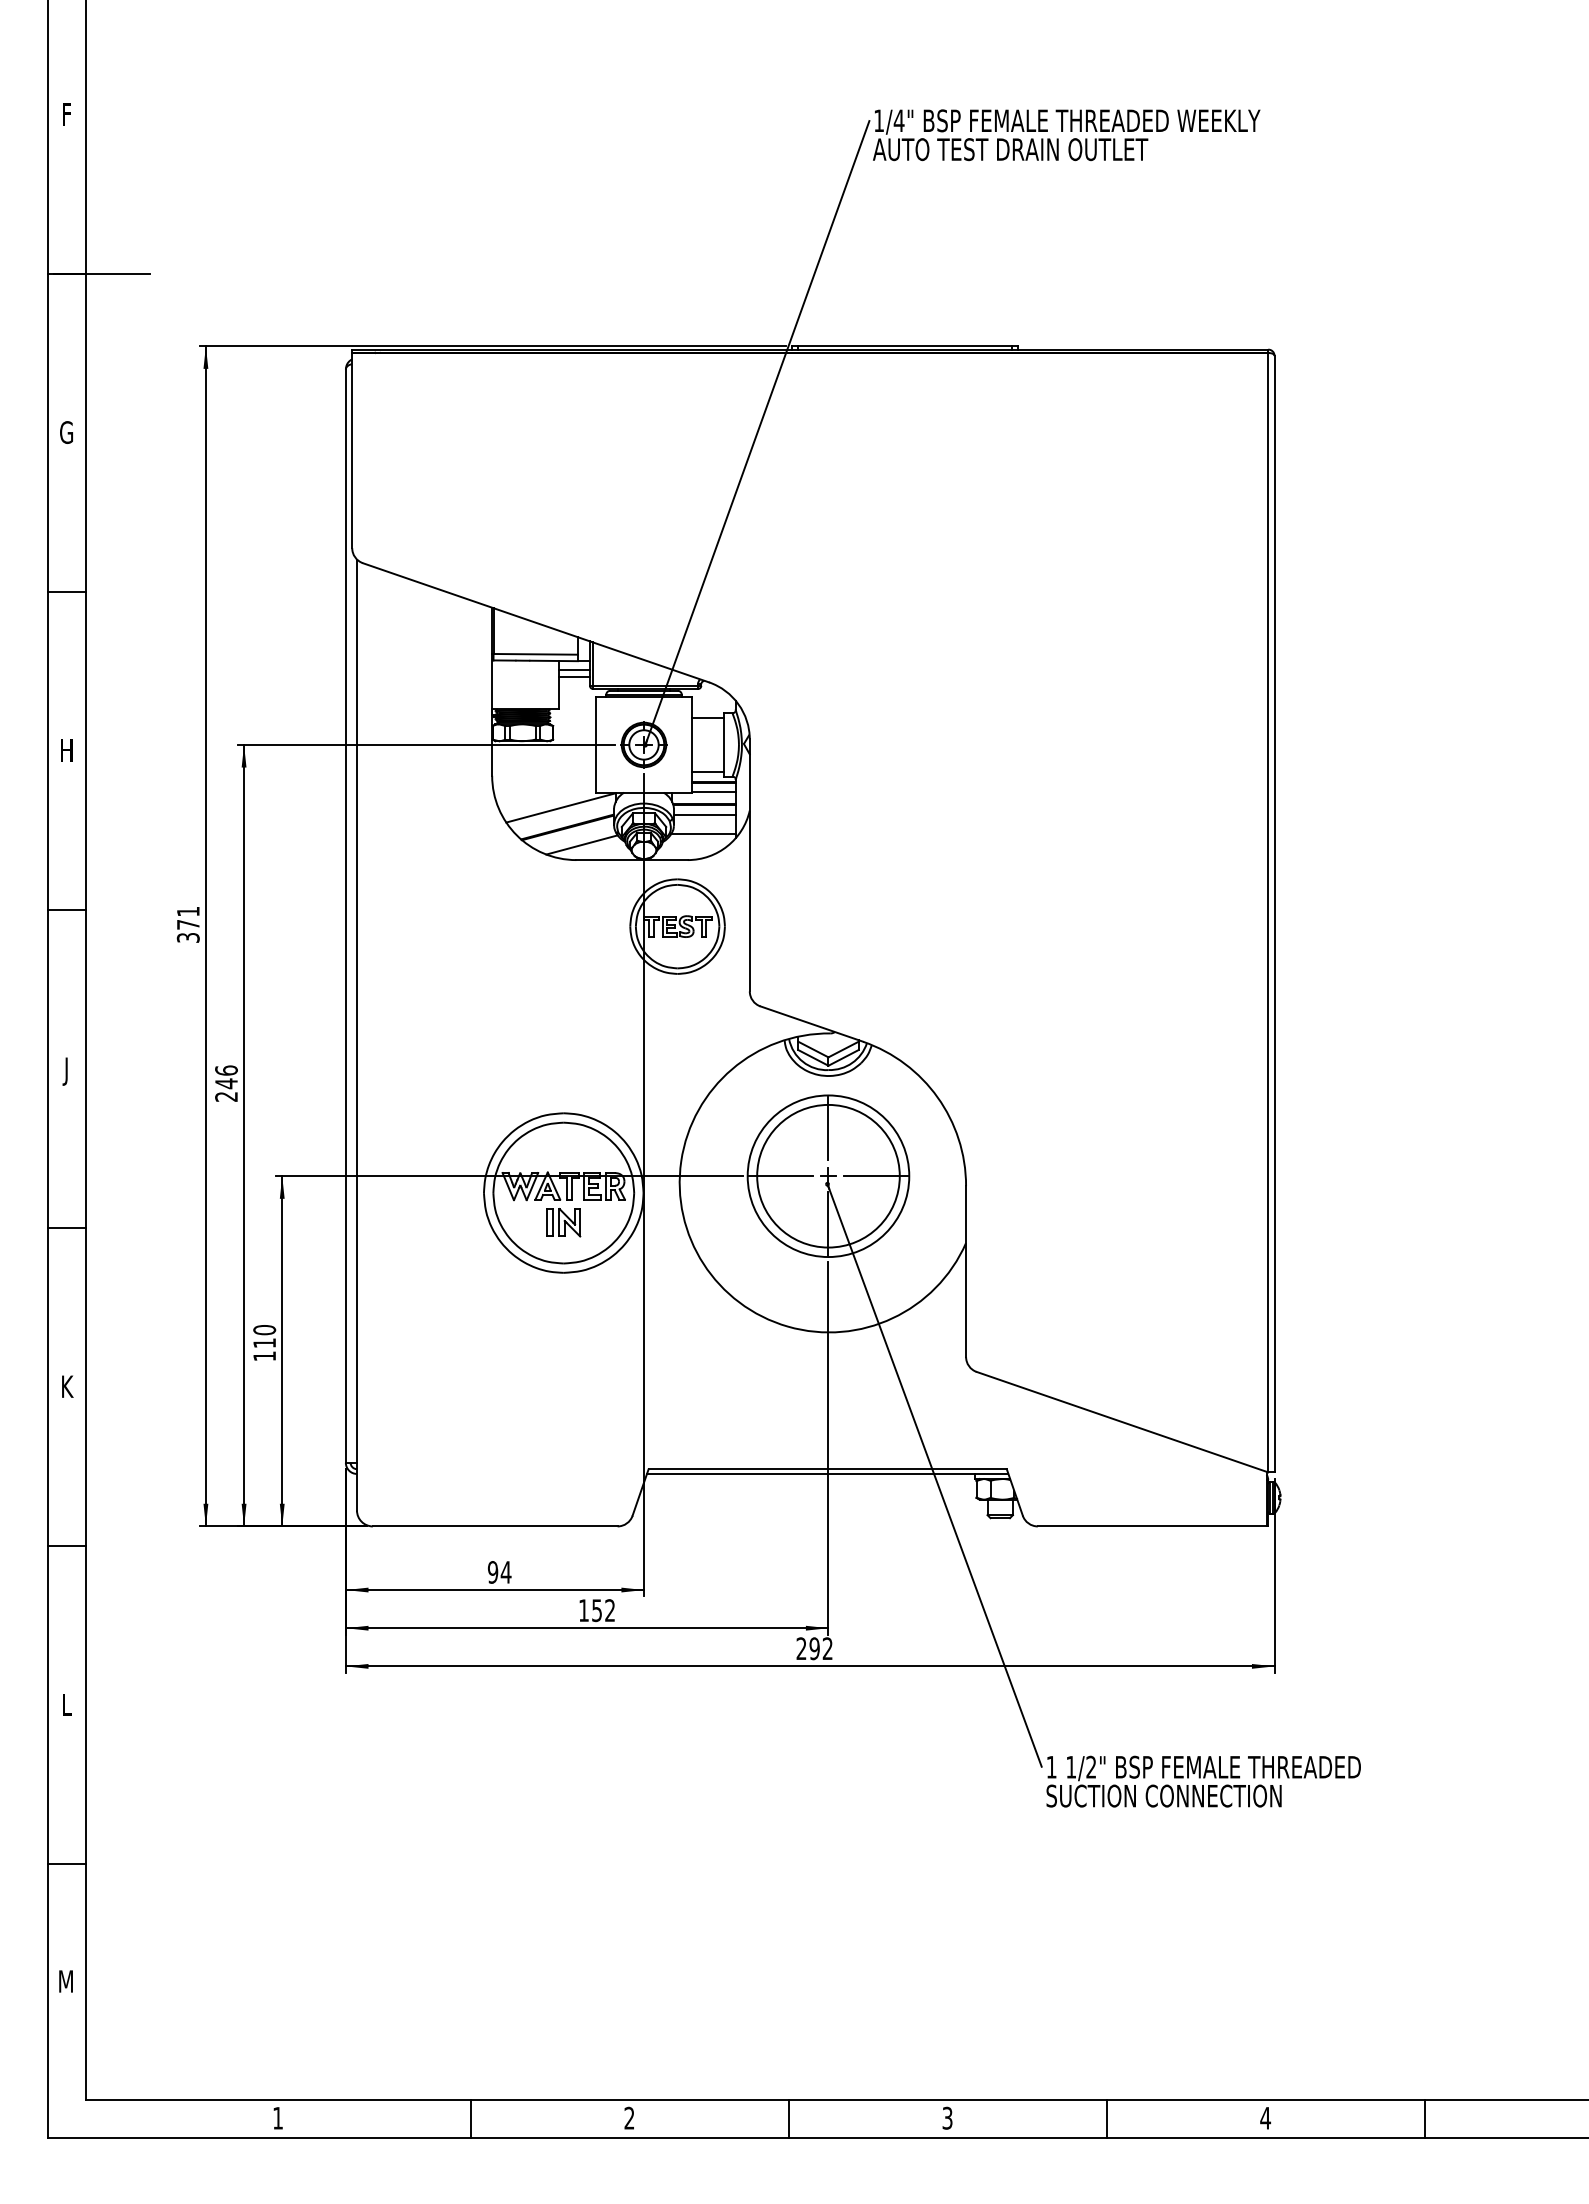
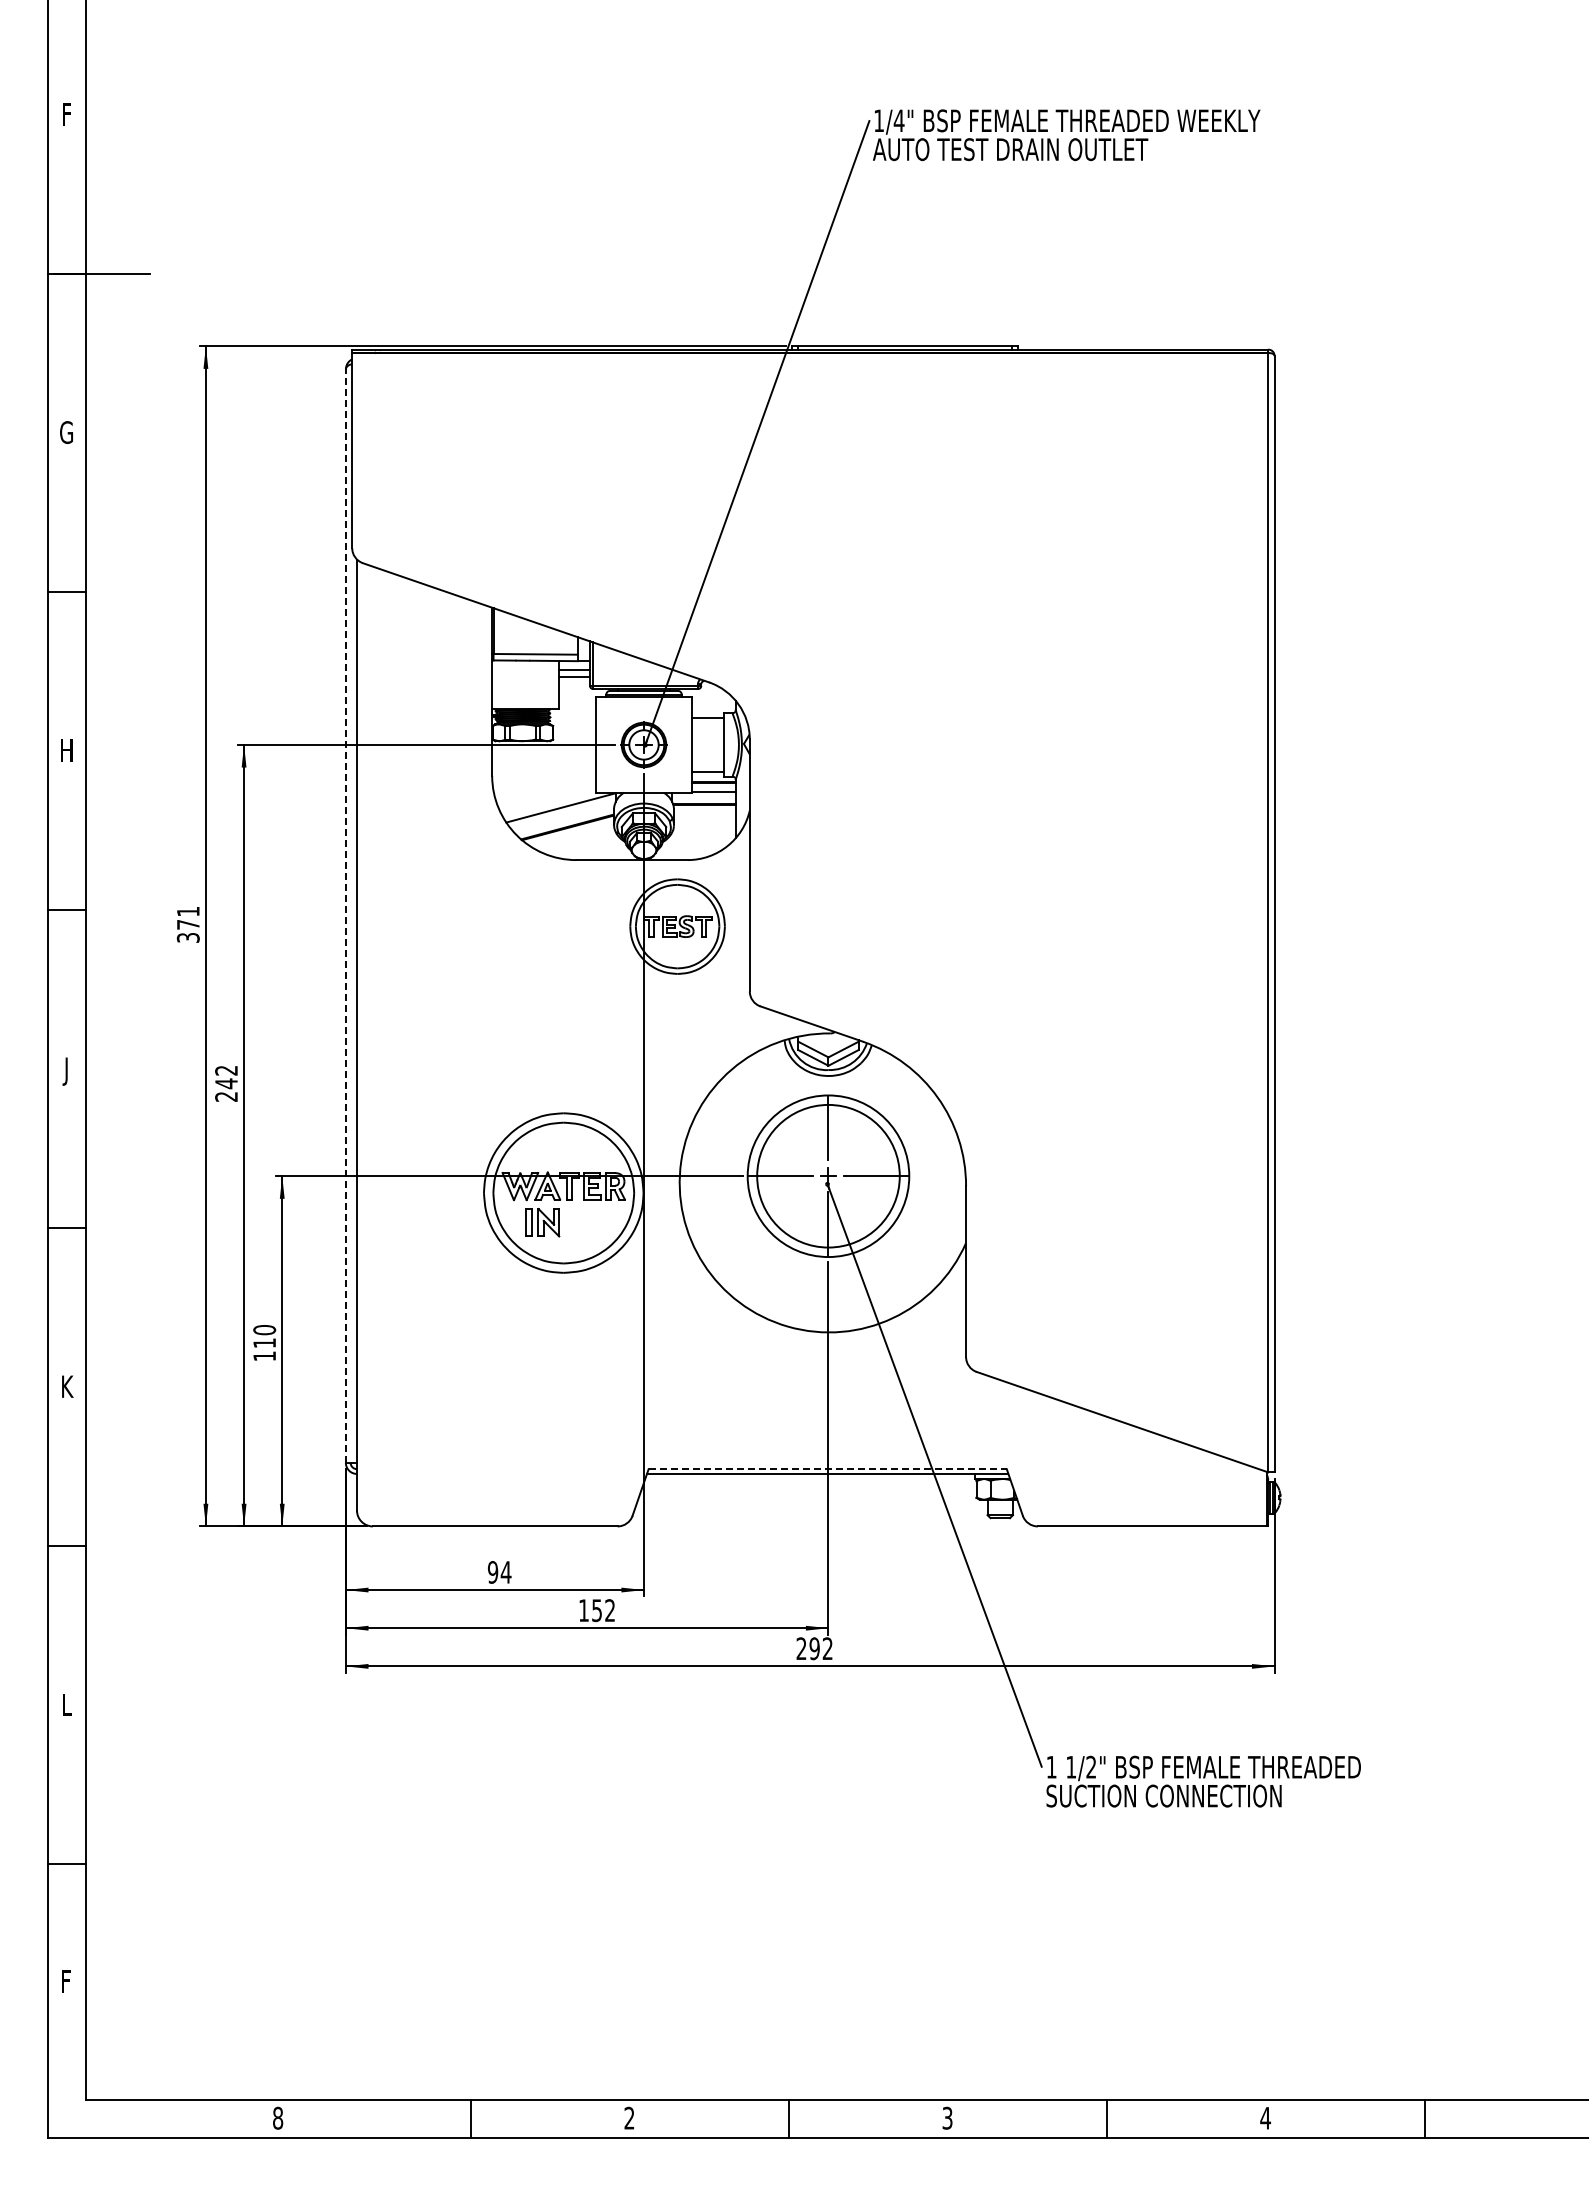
line: present -> none (704, 814)
line: present -> none (703, 833)
line: present -> none (581, 844)
line: solid -> dashed (345, 916)
text: 246 -> 242 (226, 1070)
part position: (563, 1222) -> (542, 1222) (542, 1222)
line: solid -> dashed (828, 1469)
text: M -> F (65, 1981)
text: 1 -> 8 (278, 2117)
